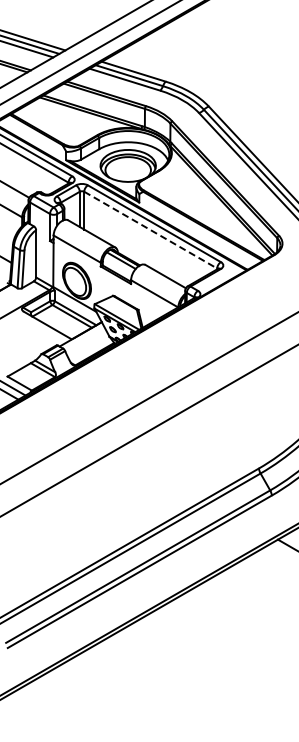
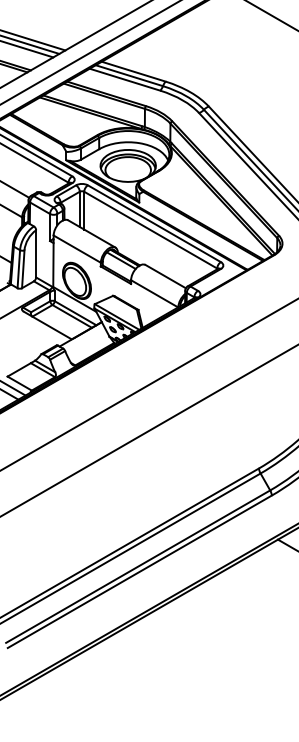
line: none -> present (271, 15)
line: dashed -> solid (150, 230)
line position: (148, 398) -> (148, 384) (148, 384)
